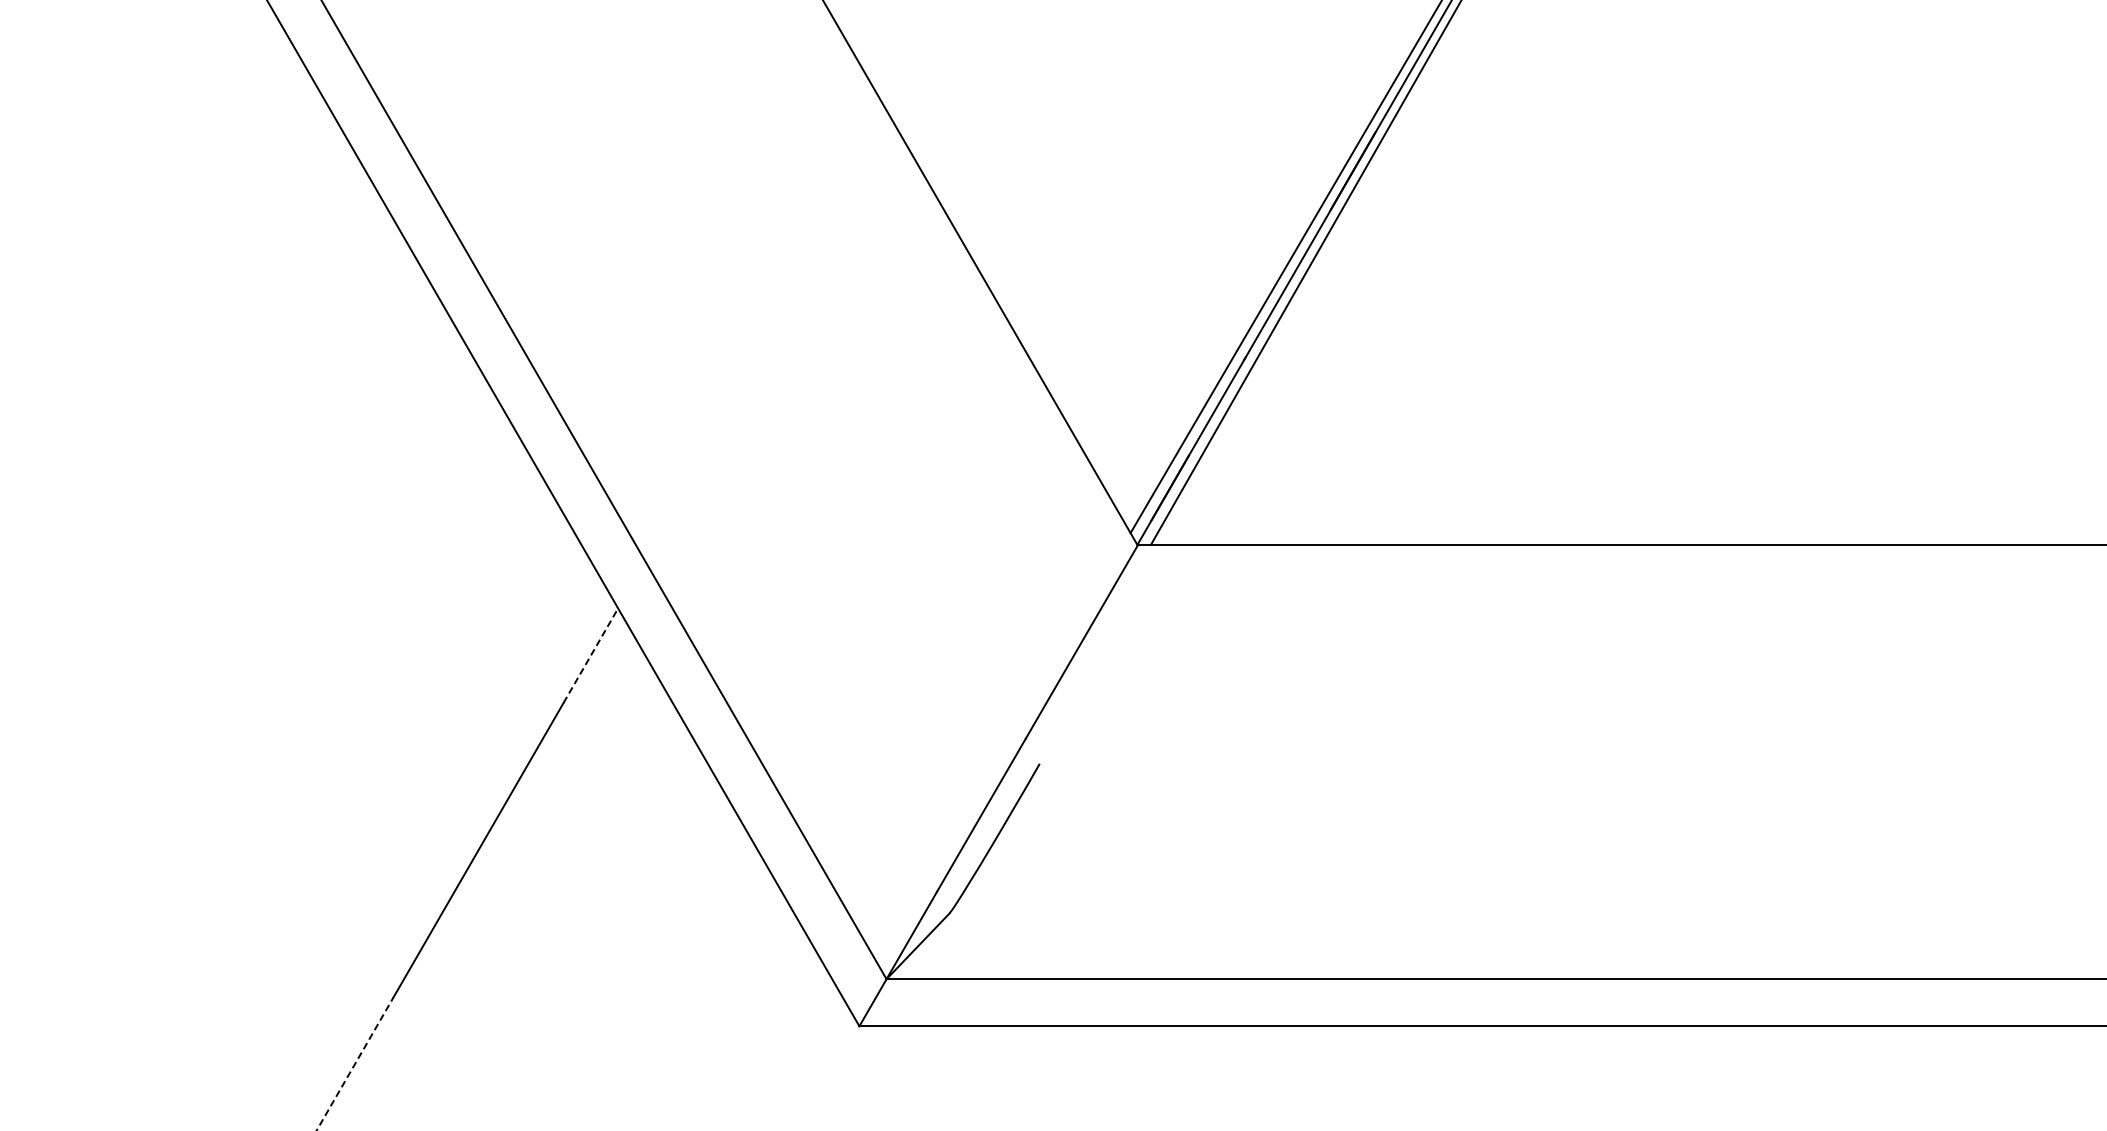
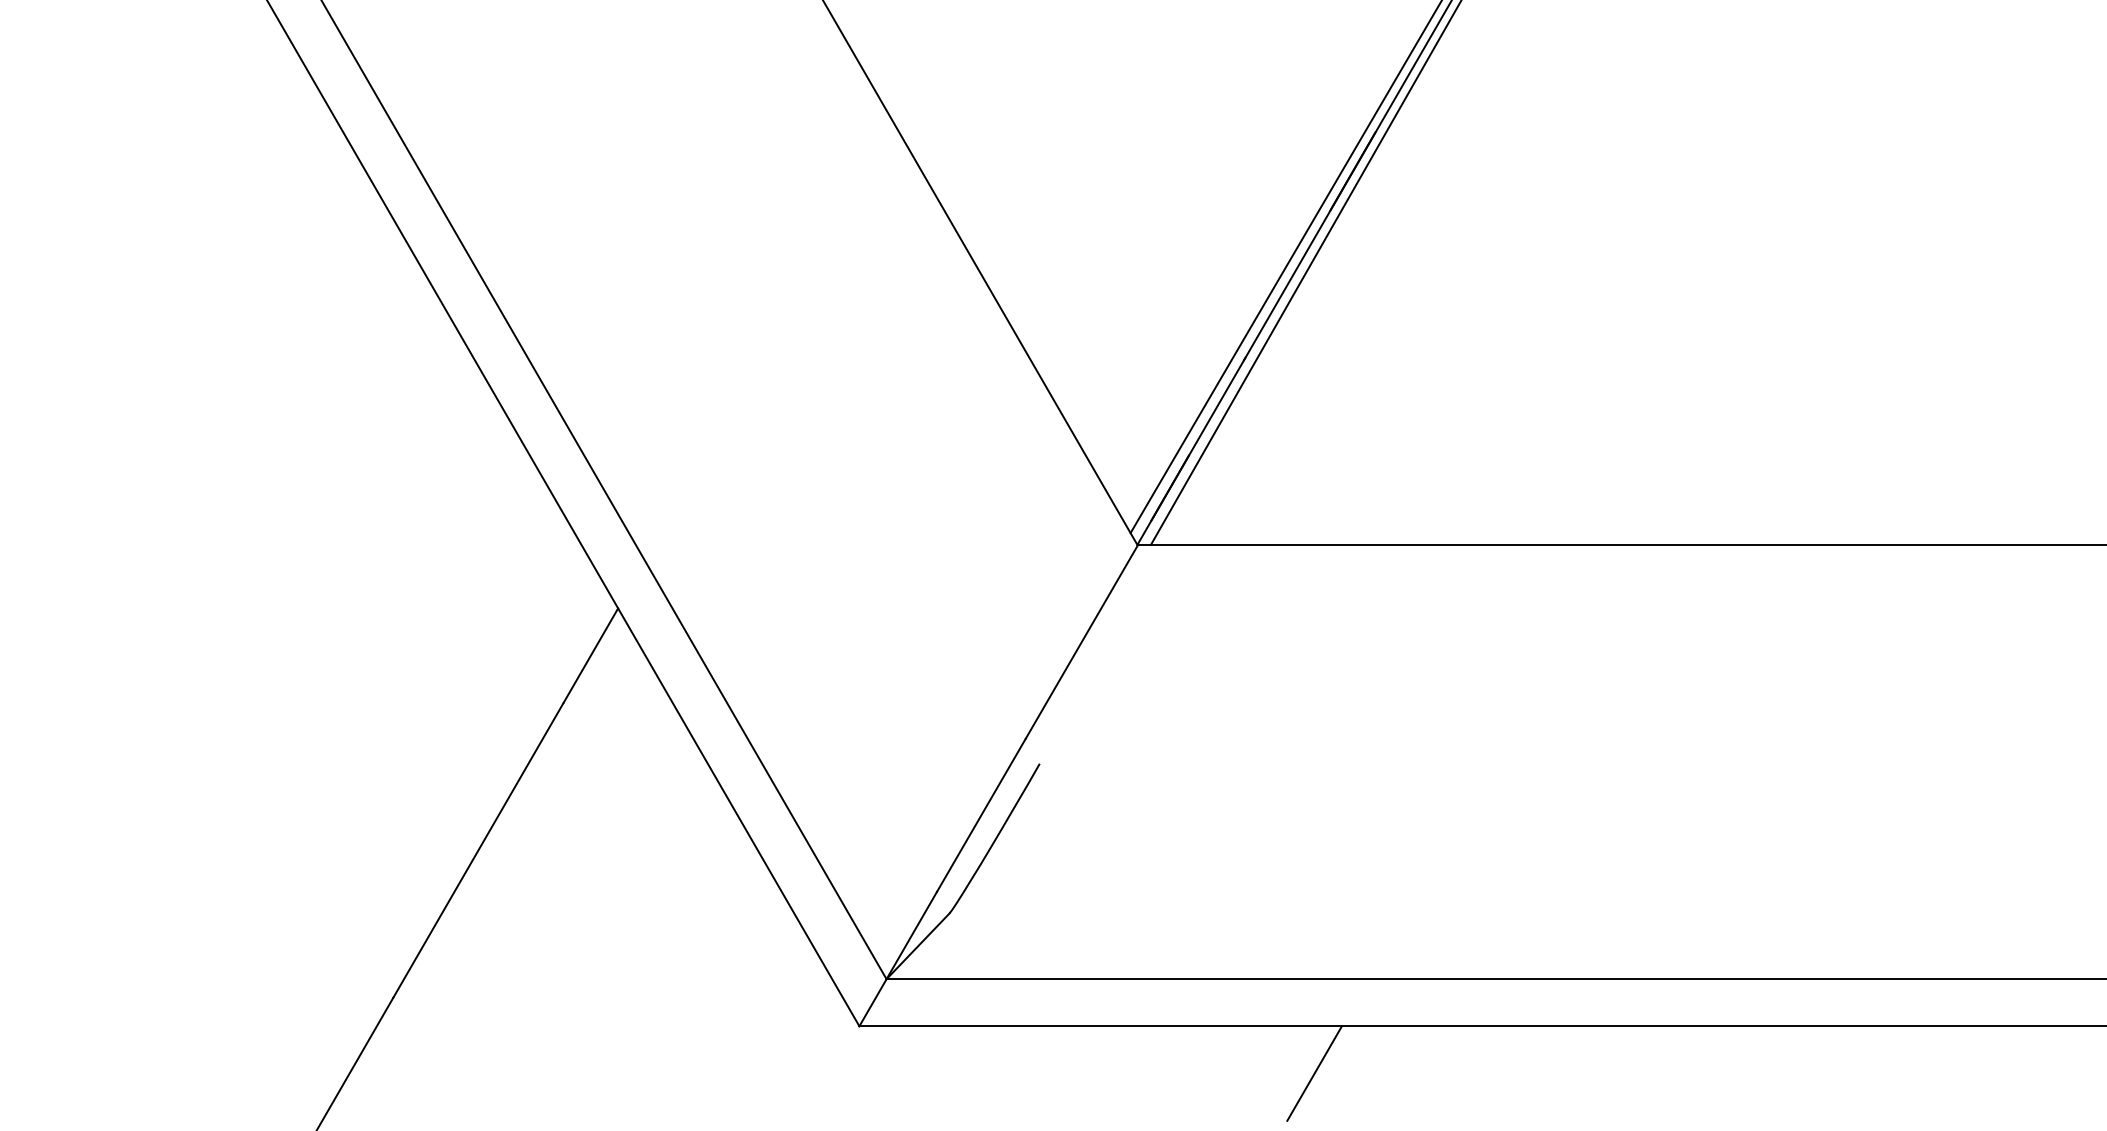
line: dashed -> solid (590, 655)
line: dashed -> solid (354, 1064)
line: none -> present (1314, 1073)
